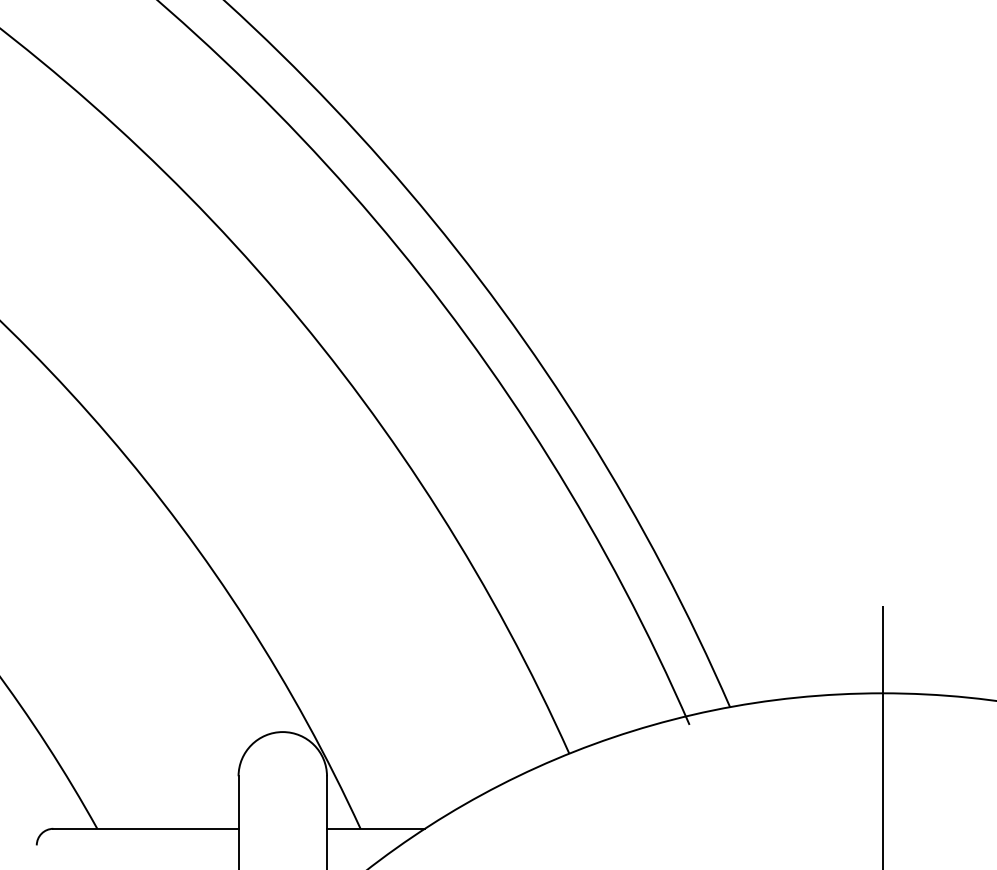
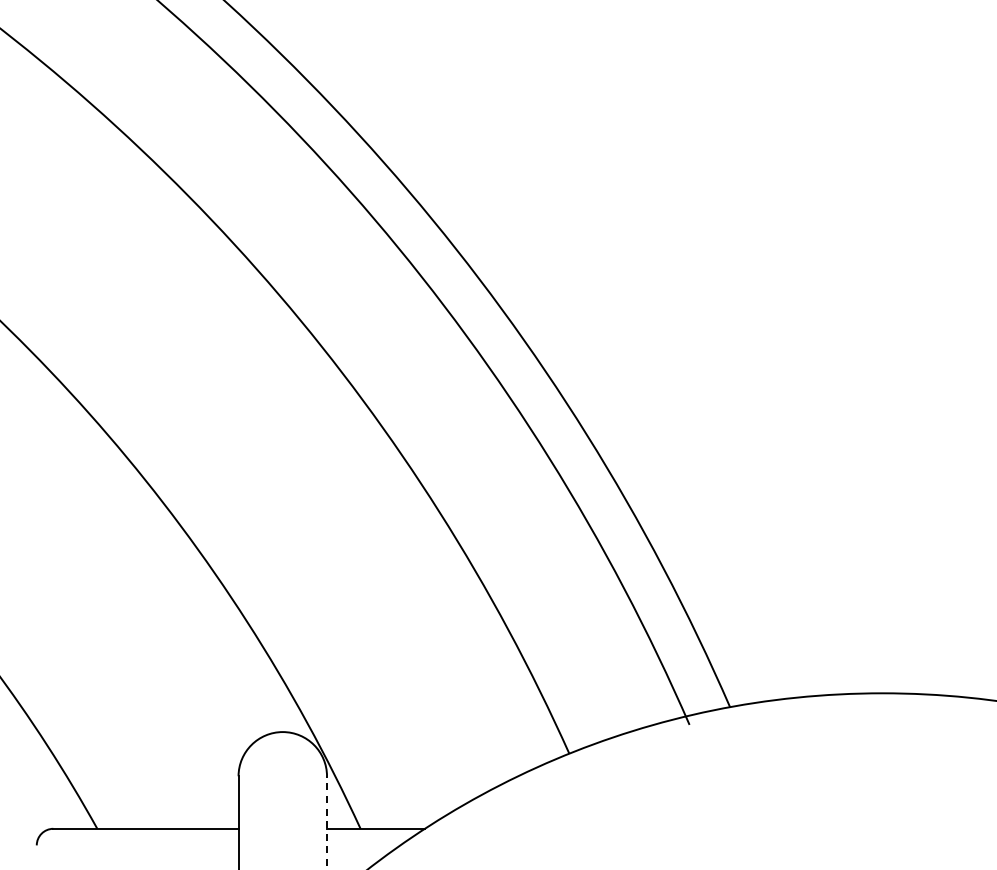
line: present -> none (882, 735)
line: solid -> dashed (327, 822)
